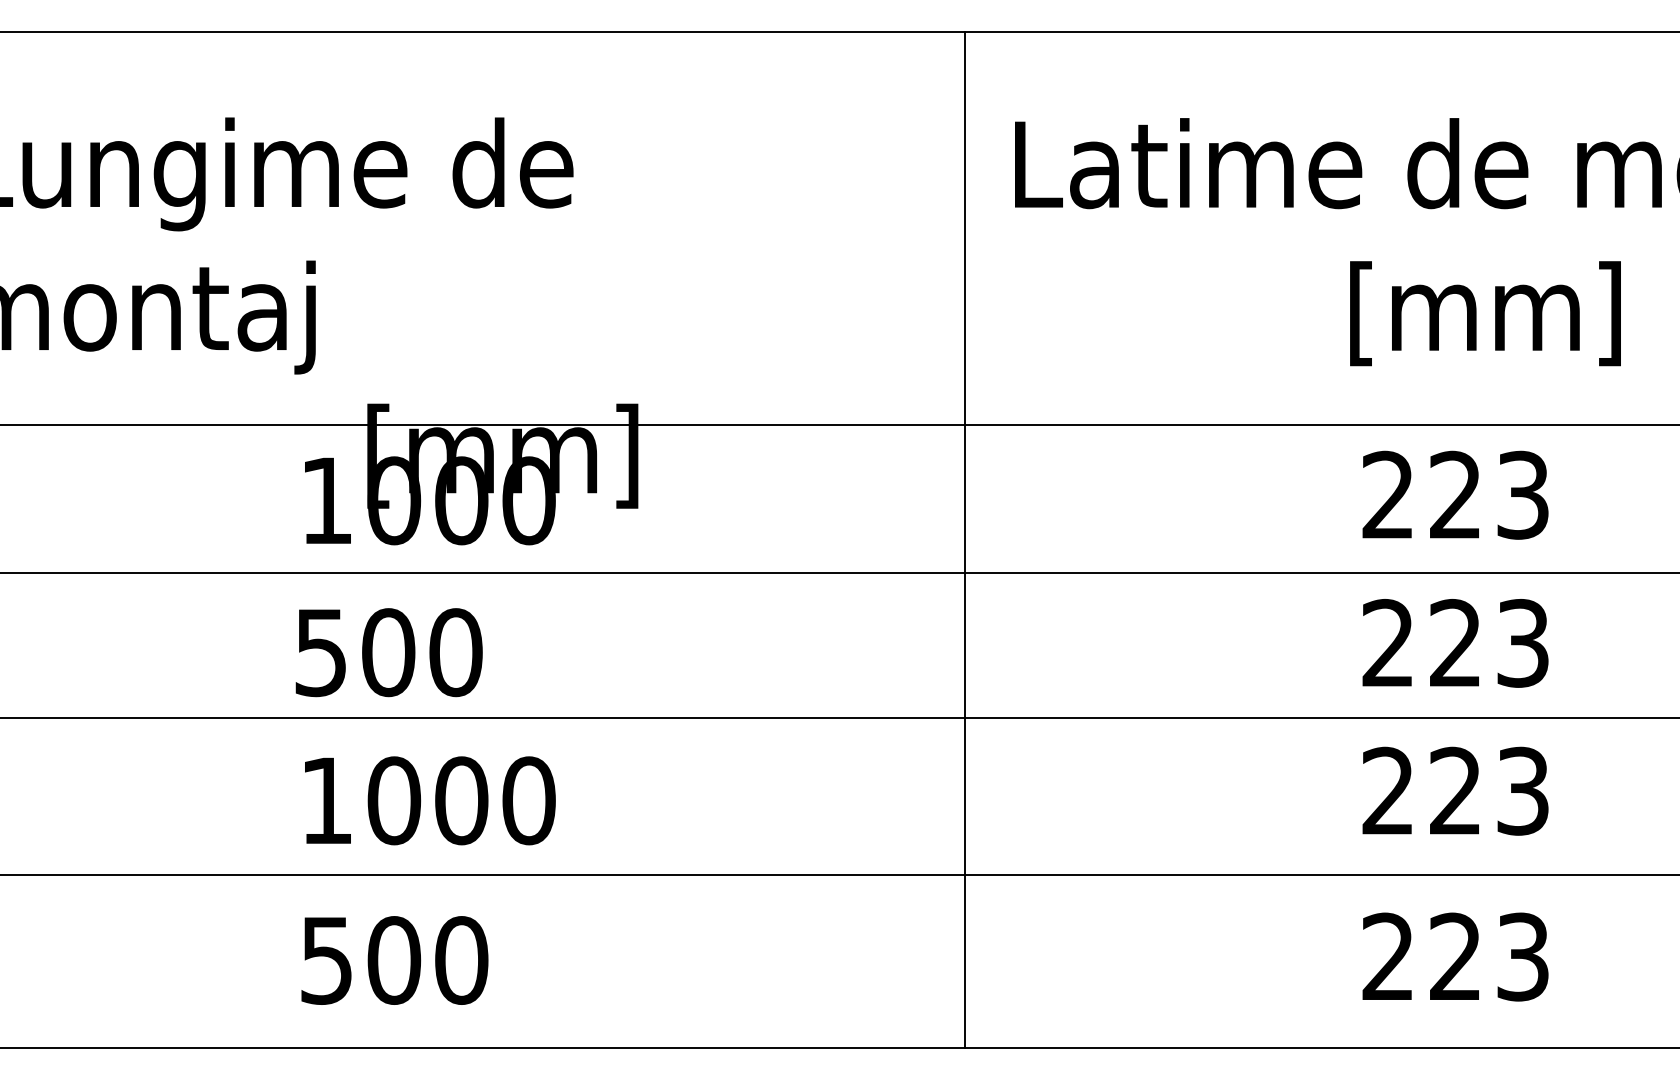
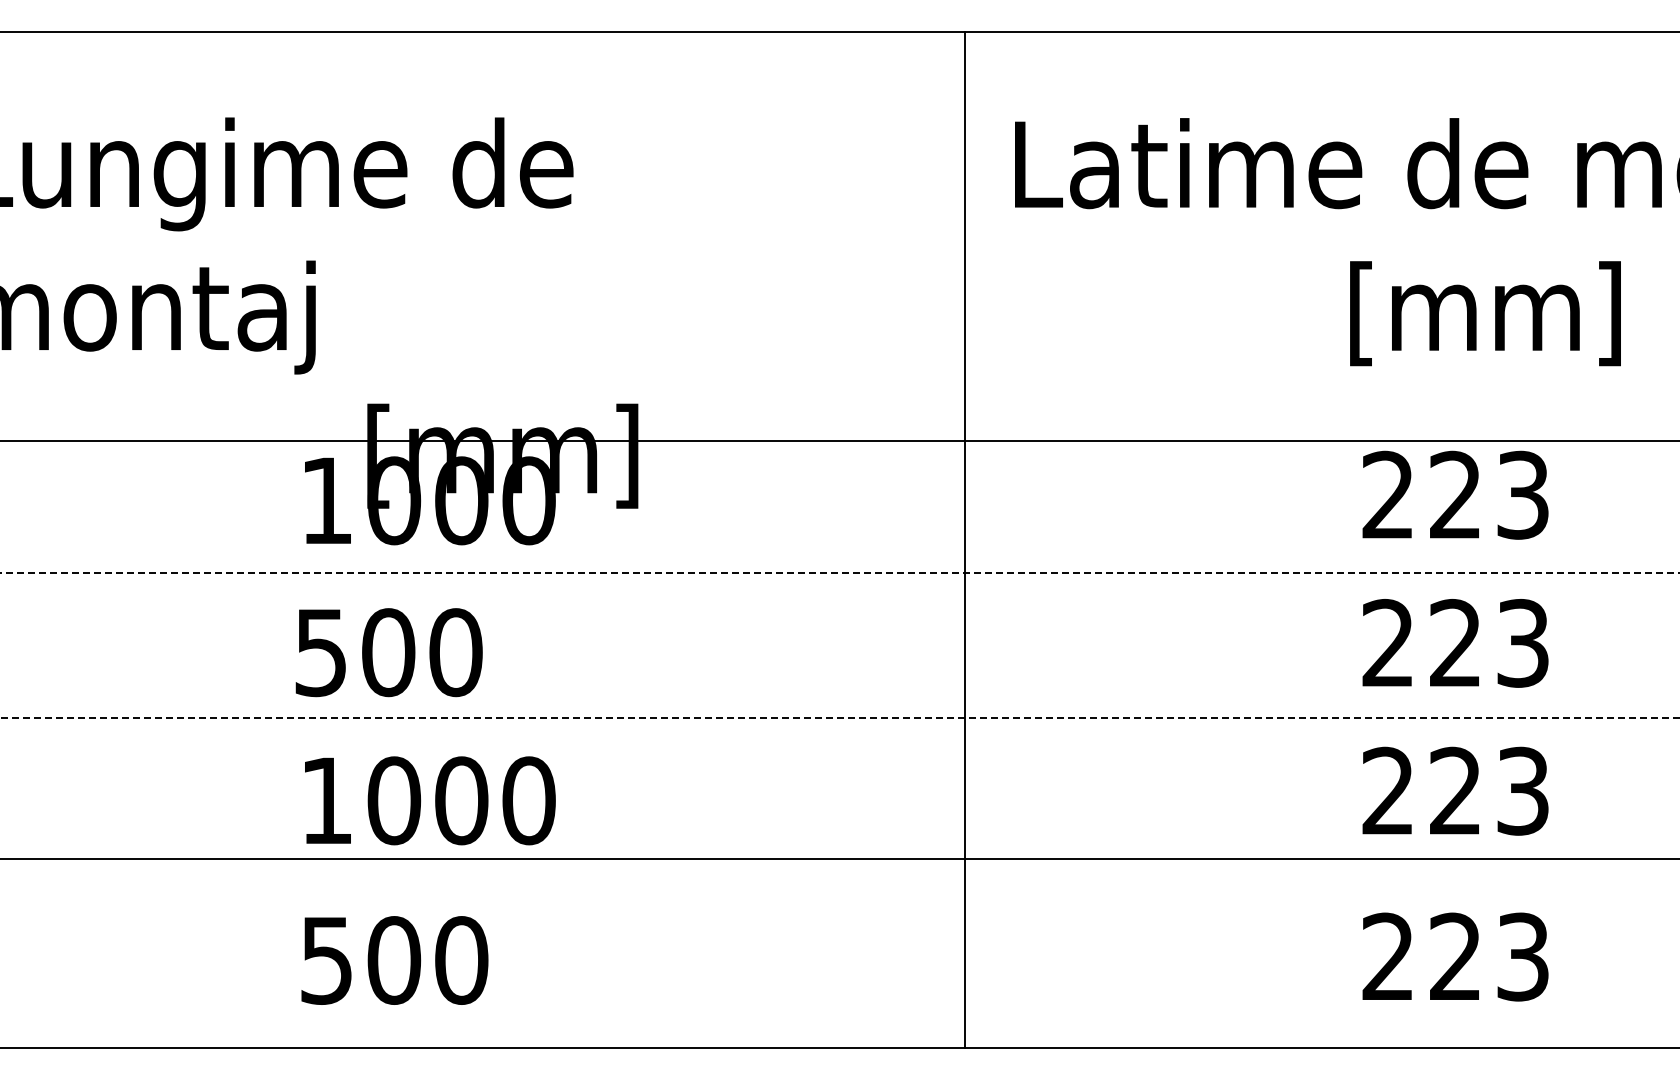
line position: (839, 425) -> (839, 441) (839, 441)
line: solid -> dashed (840, 573)
line: solid -> dashed (840, 718)
line position: (839, 874) -> (839, 858) (839, 858)
